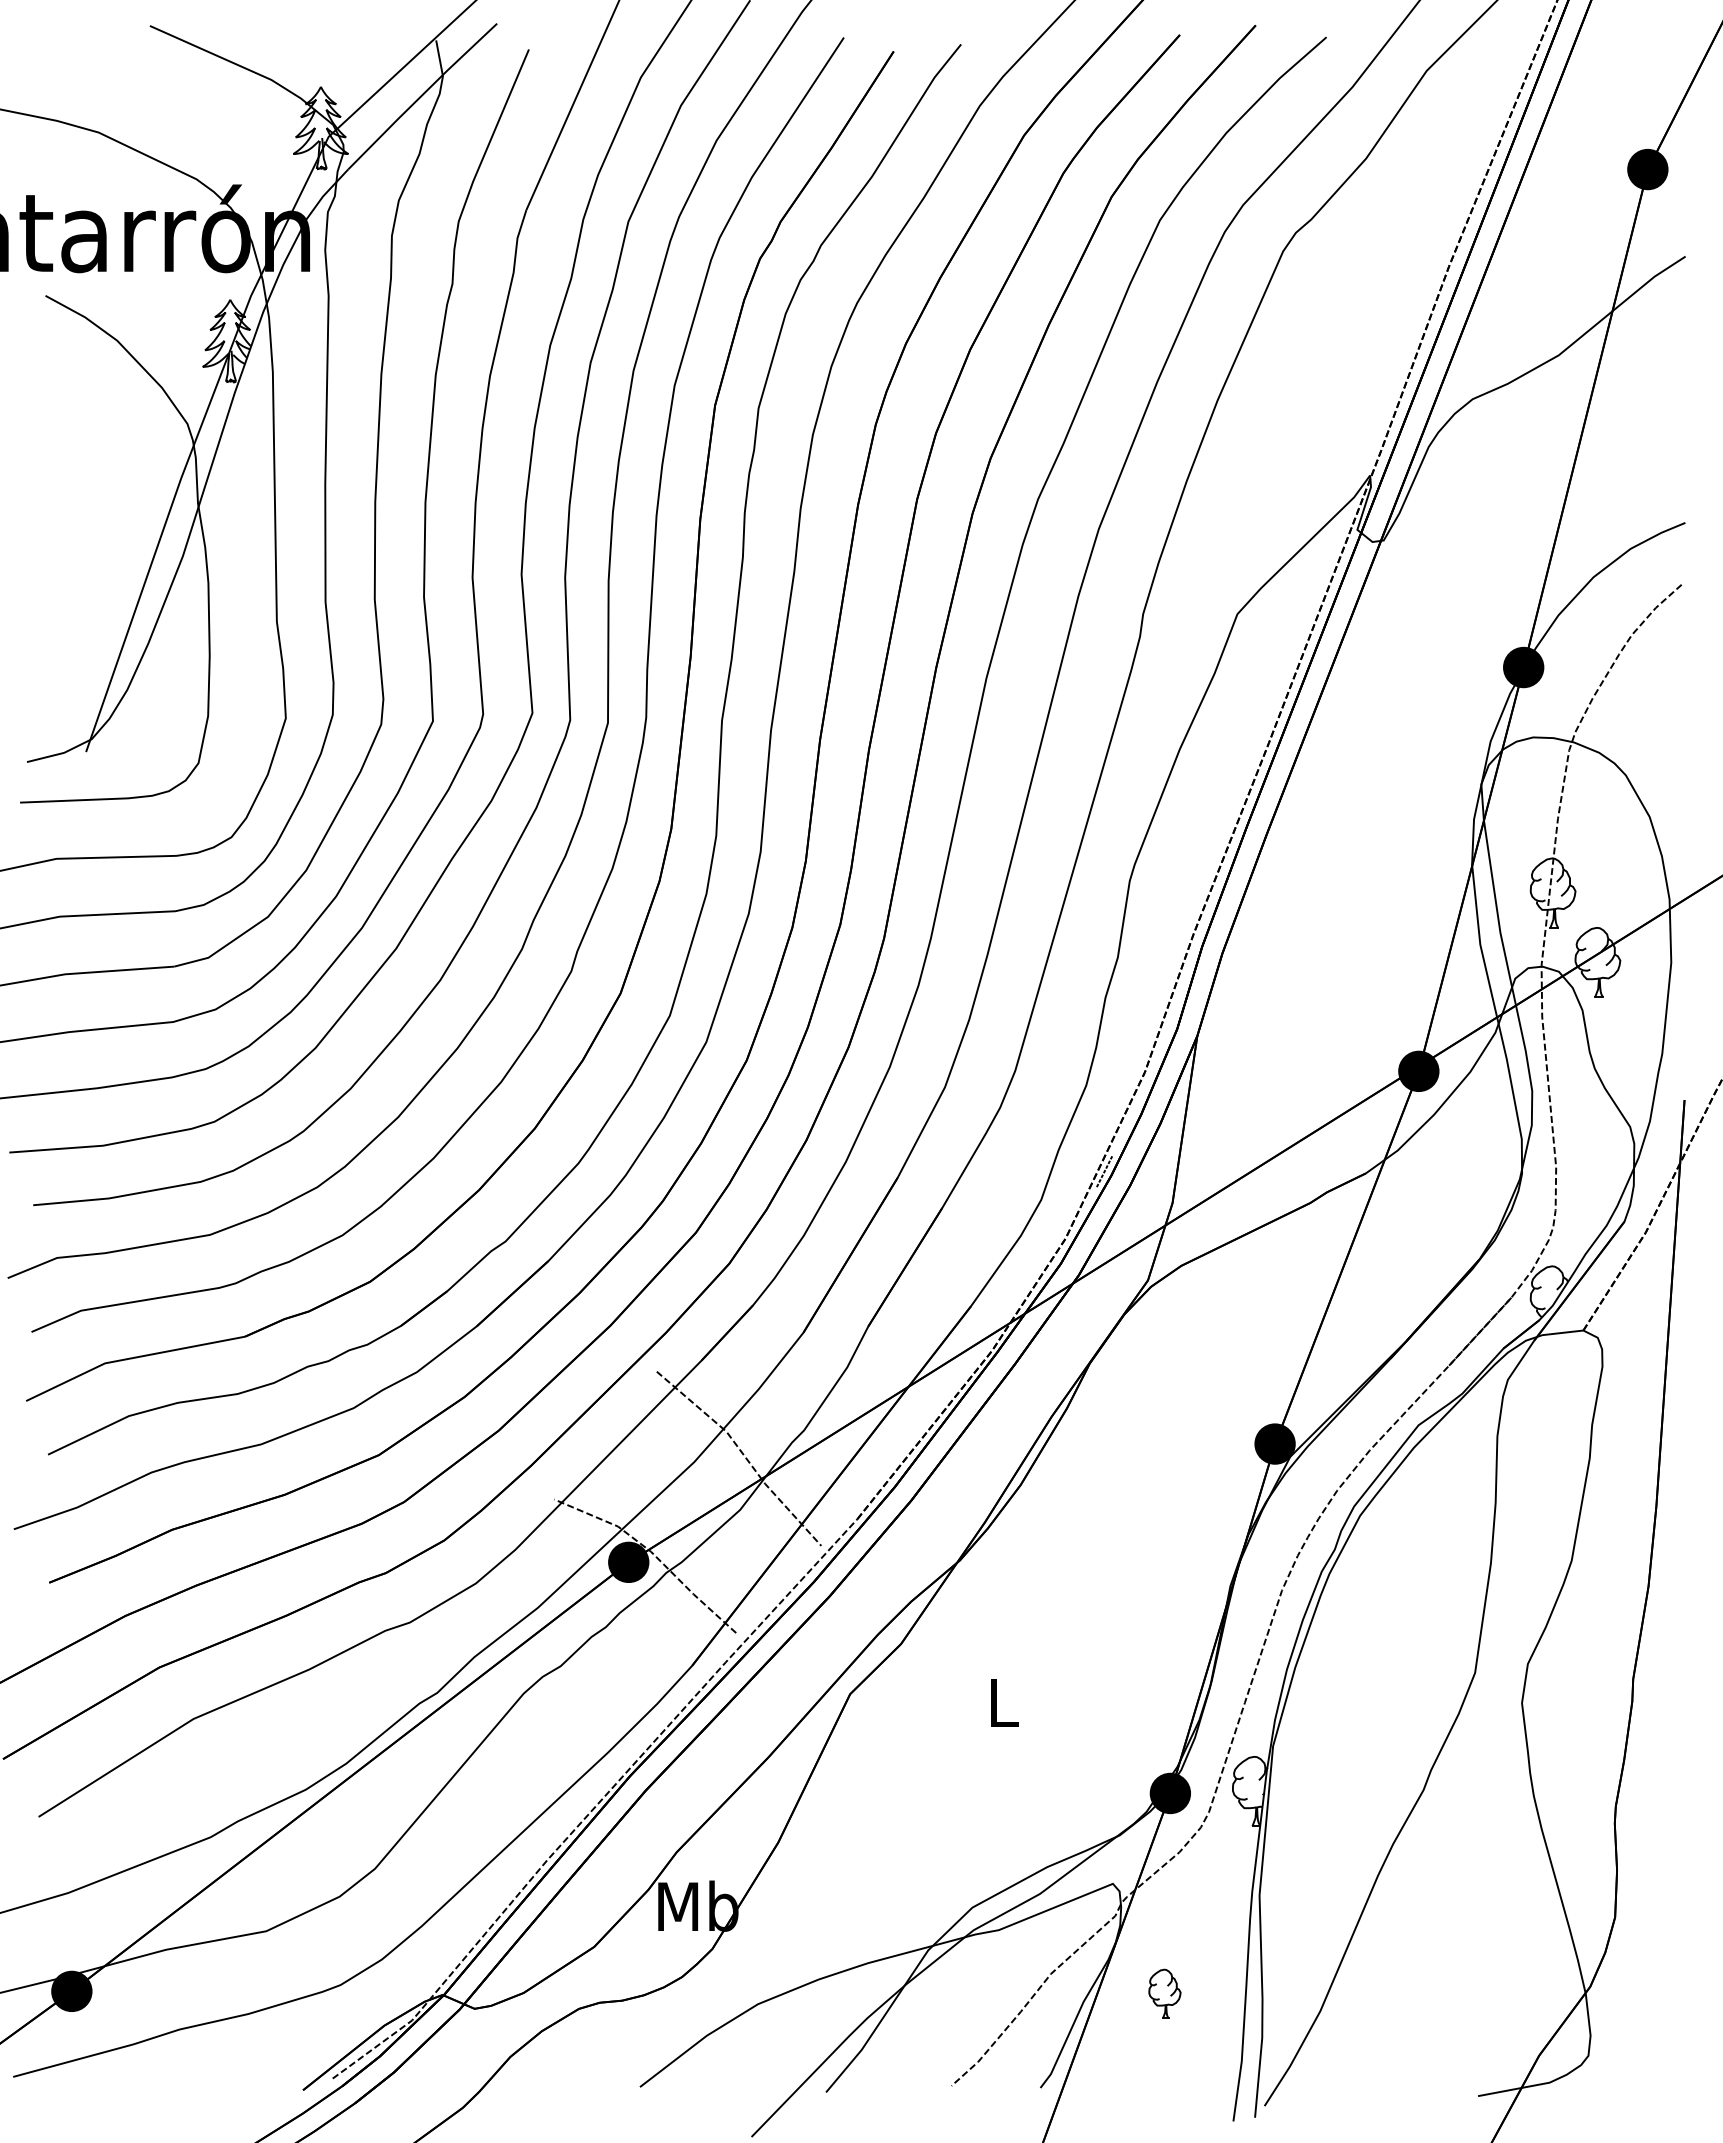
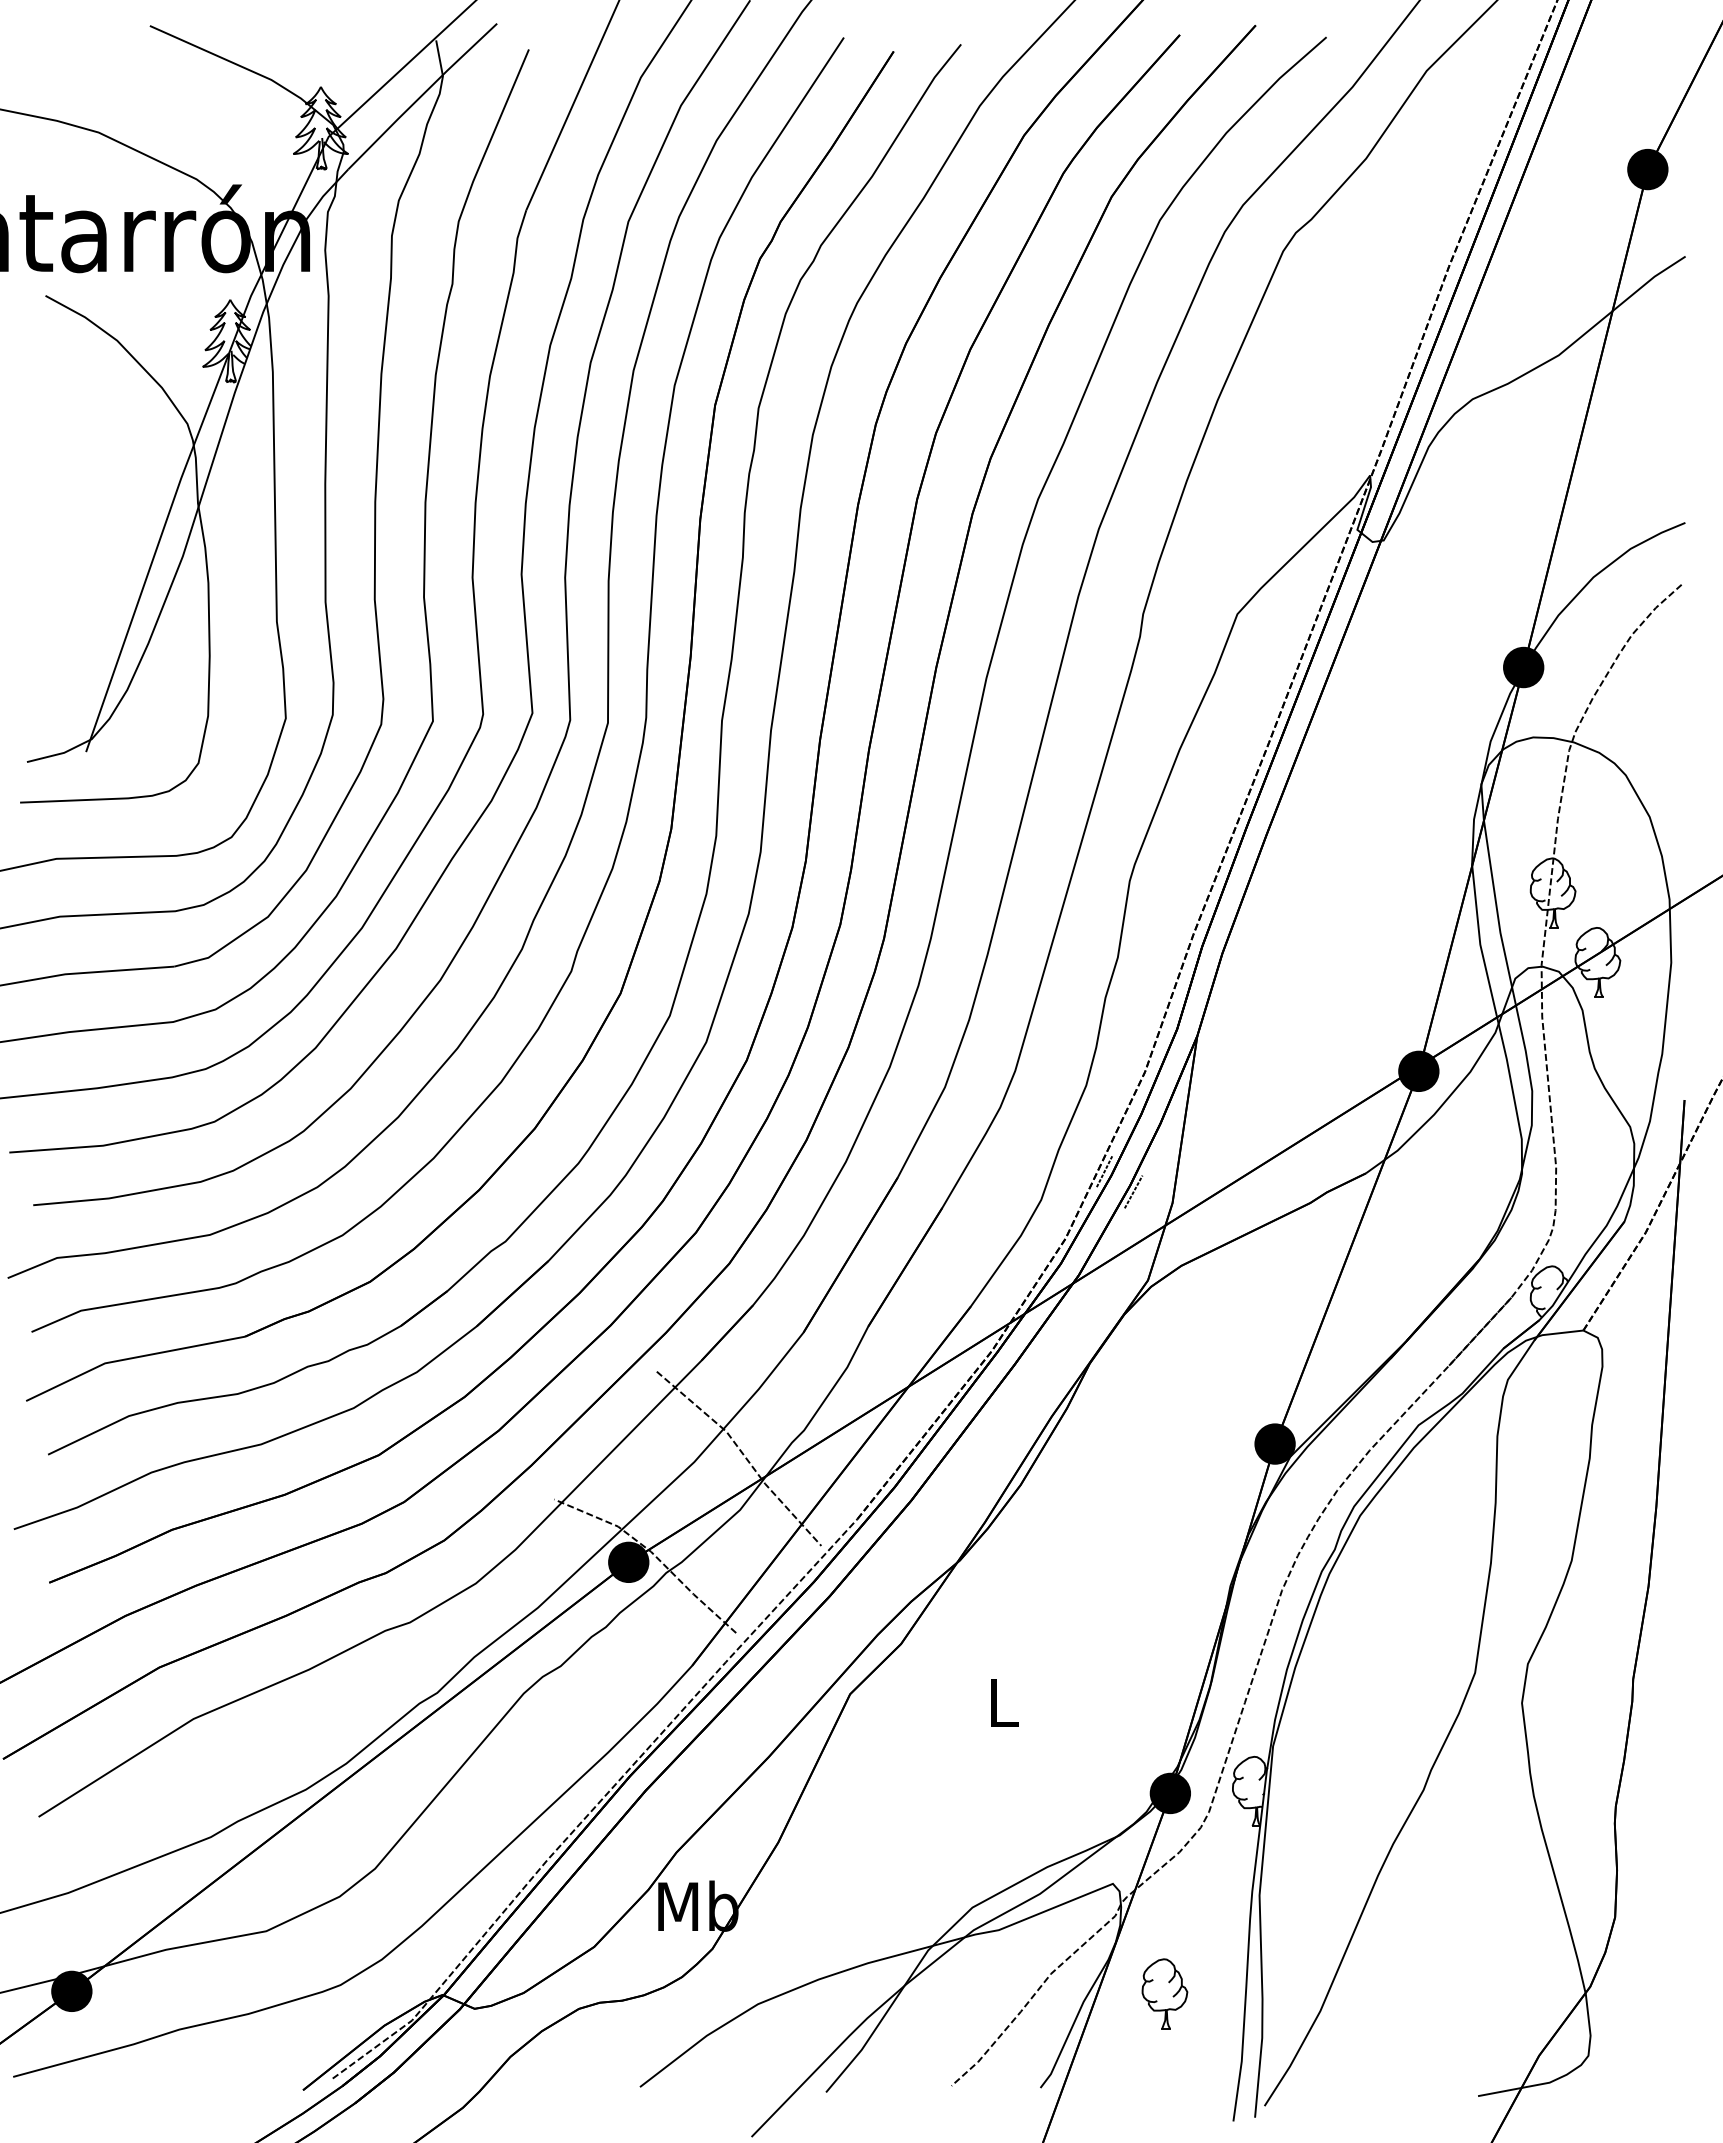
line: none -> present (1133, 1191)
part size: 34x51 px -> 48x72 px (1164, 1993)
